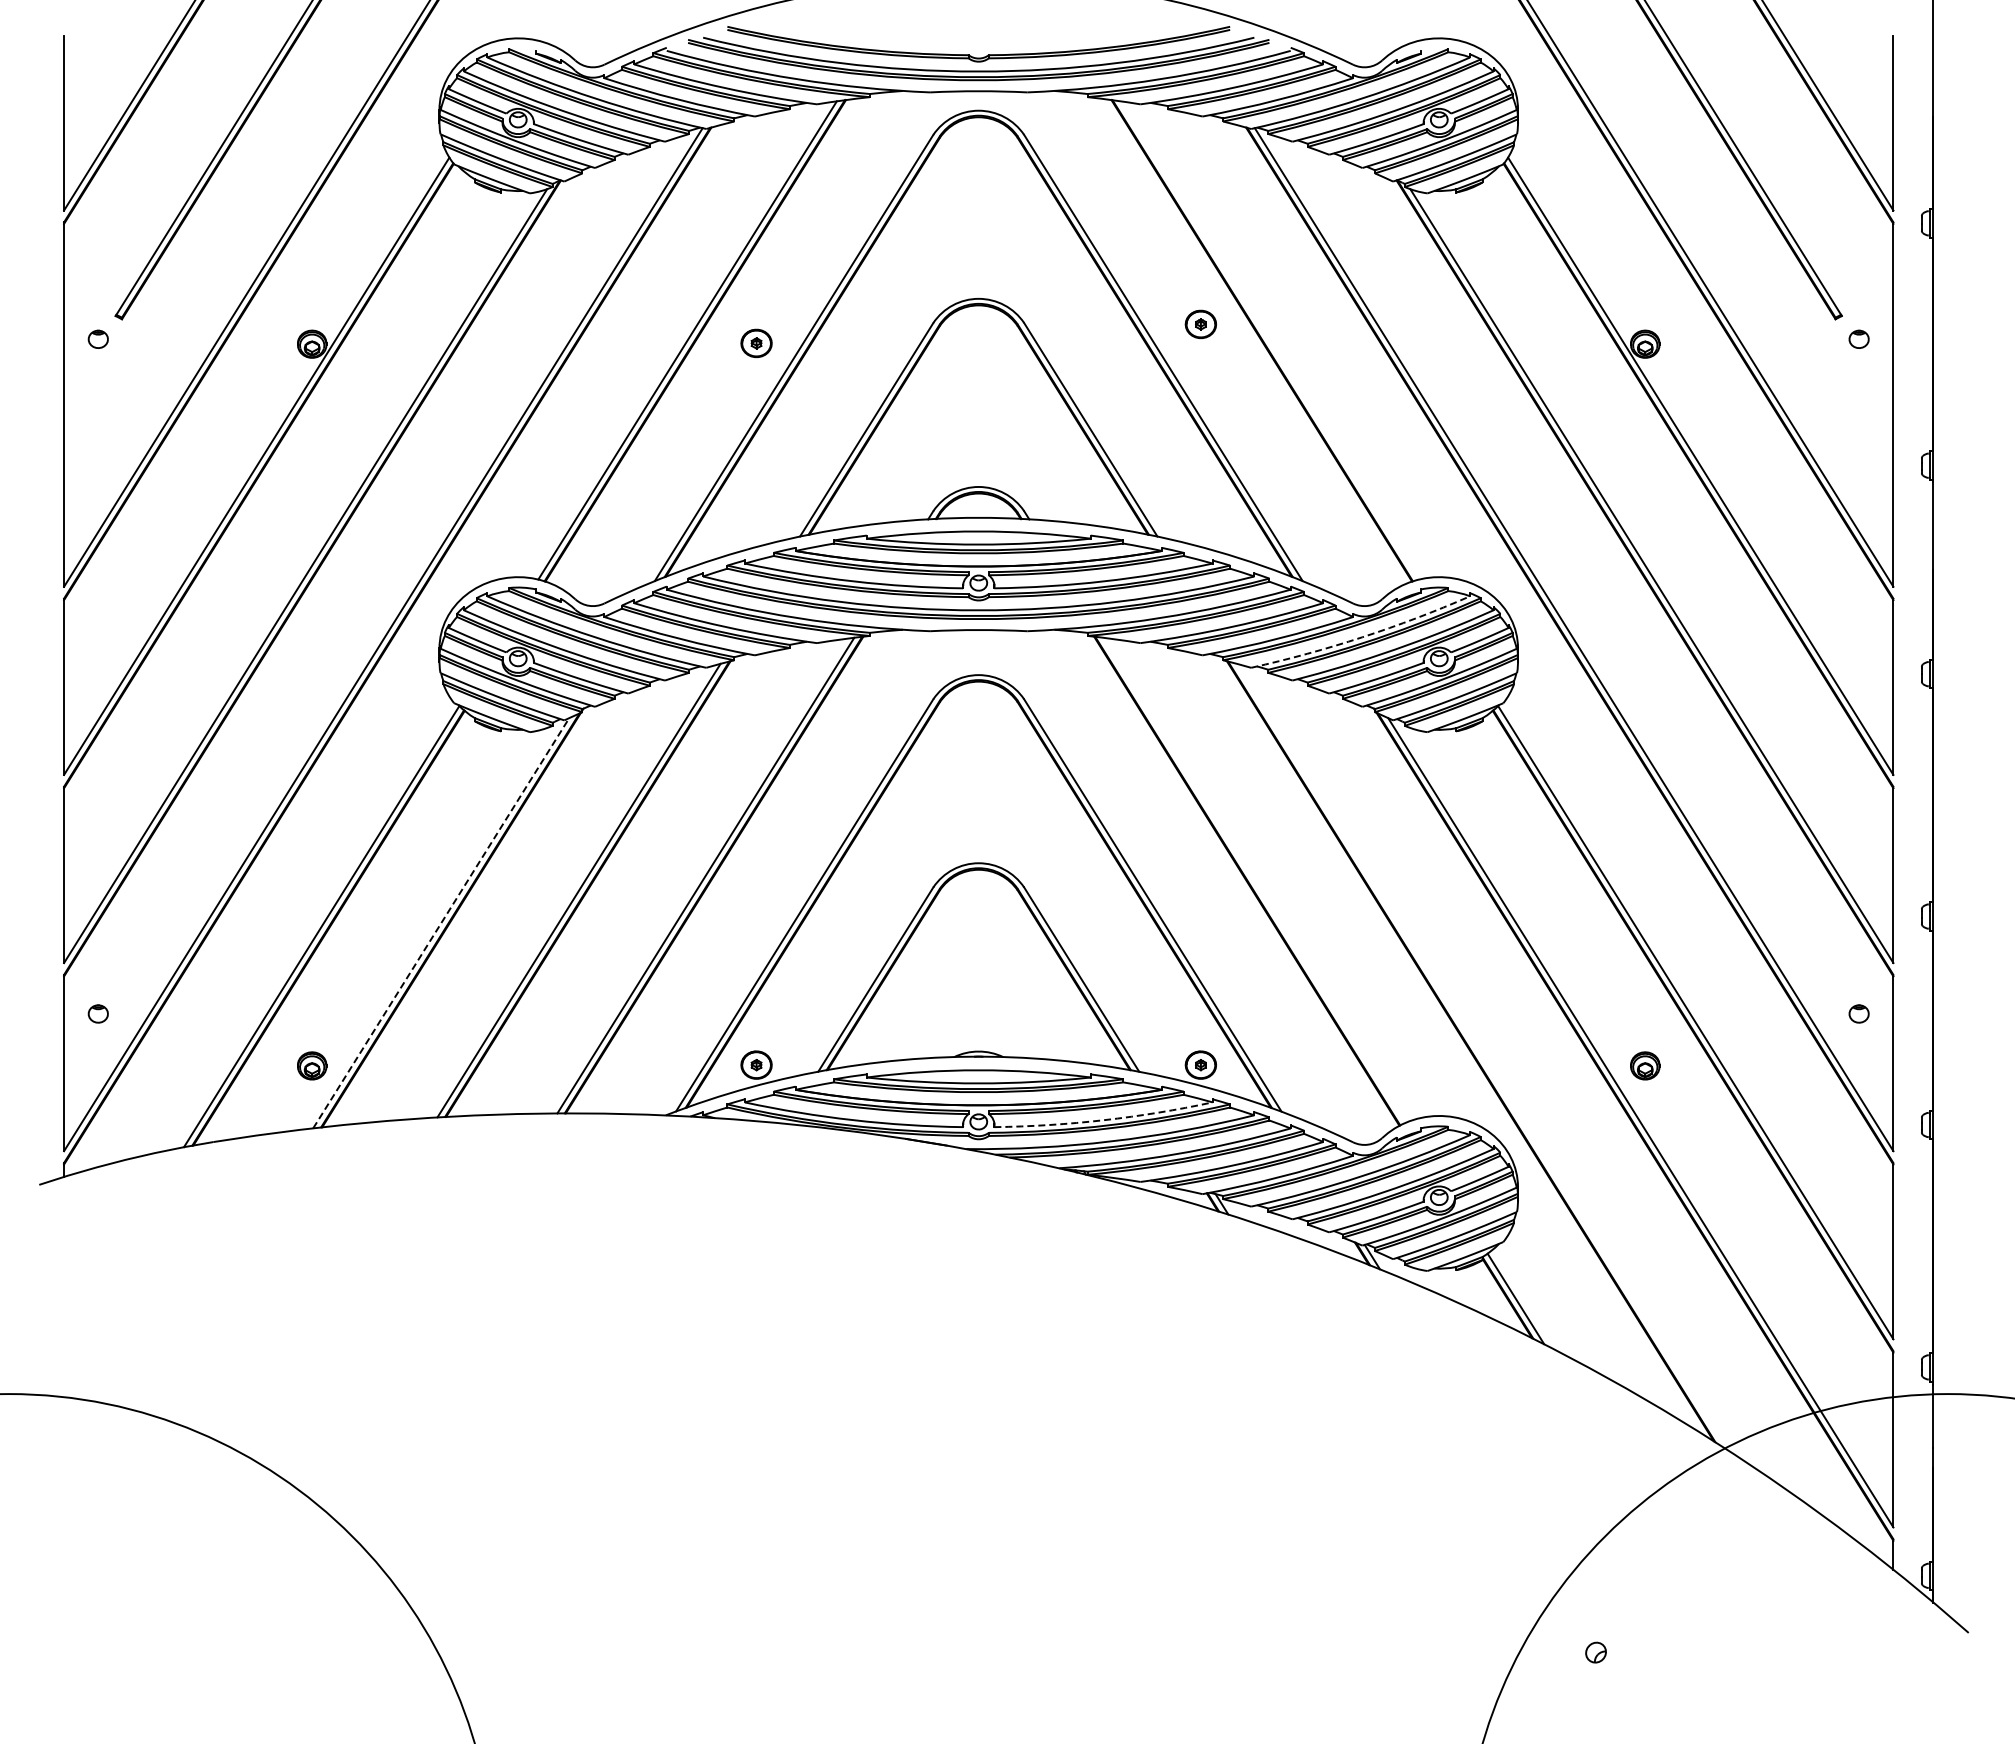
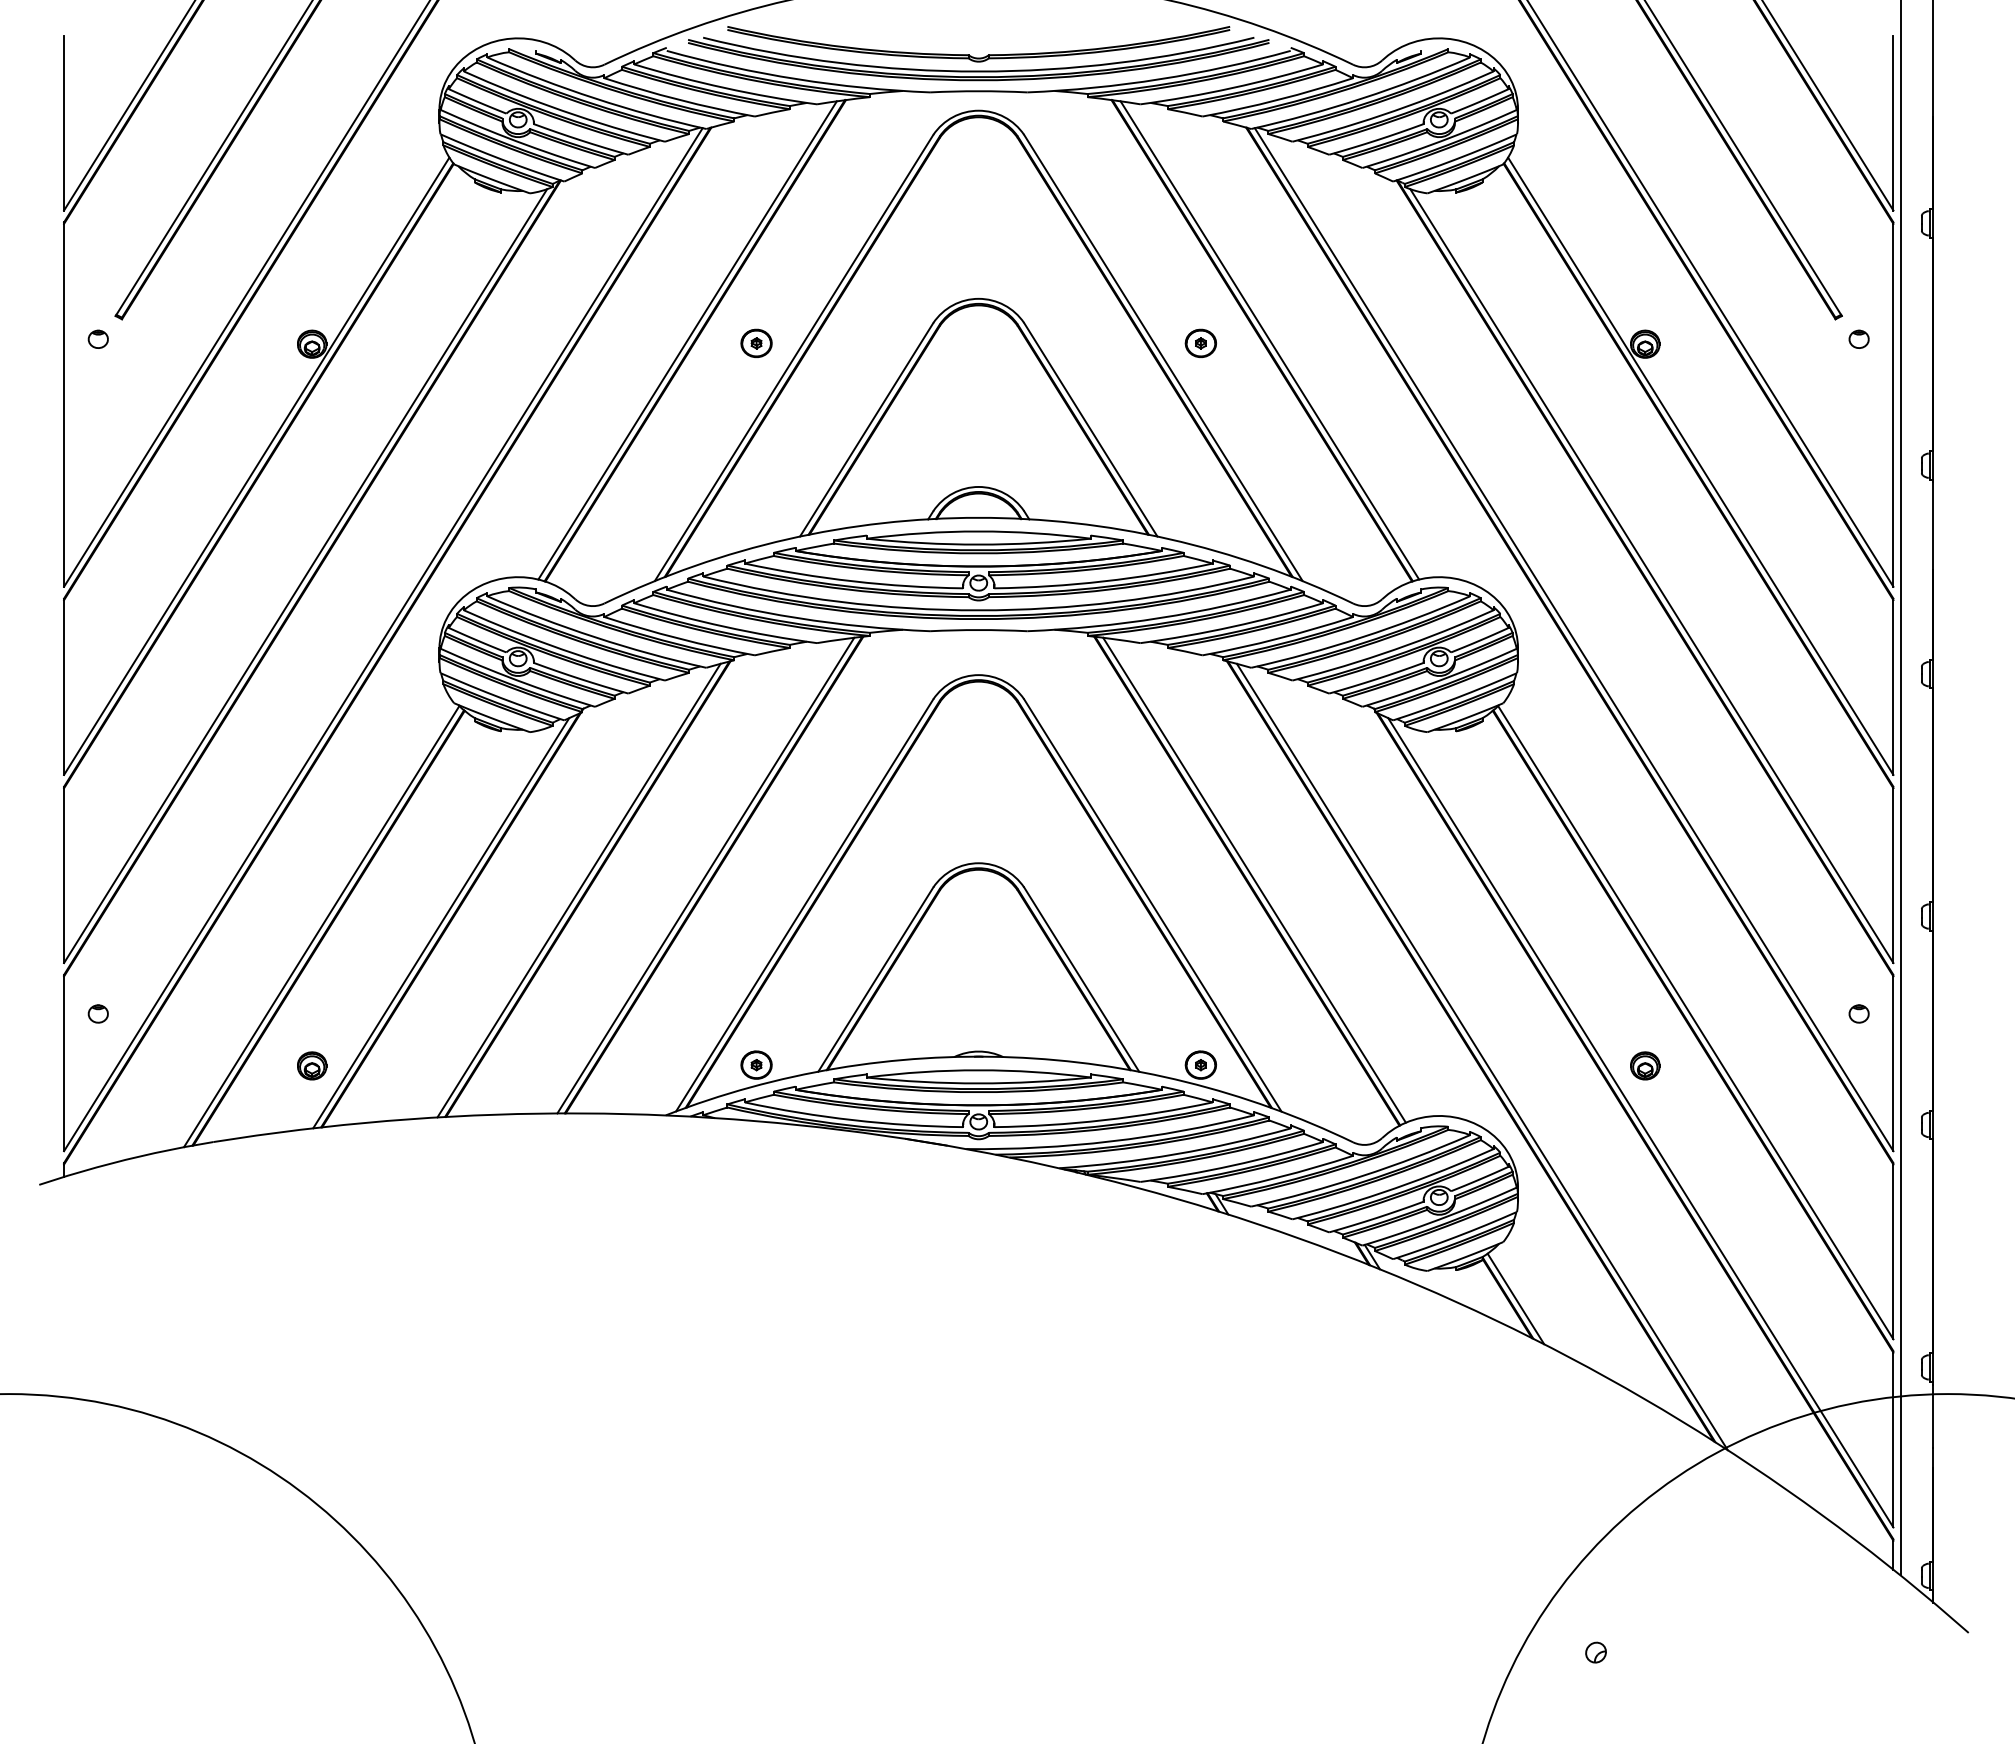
part position: (1200, 323) -> (1200, 342) (1200, 342)
line: none -> present (1269, 340)
arc: dashed -> solid (1362, 637)
line: none -> present (1900, 788)
line: none -> present (1254, 879)
line: dashed -> solid (441, 923)
line: none -> present (1481, 1056)
arc: dashed -> solid (1104, 1120)
